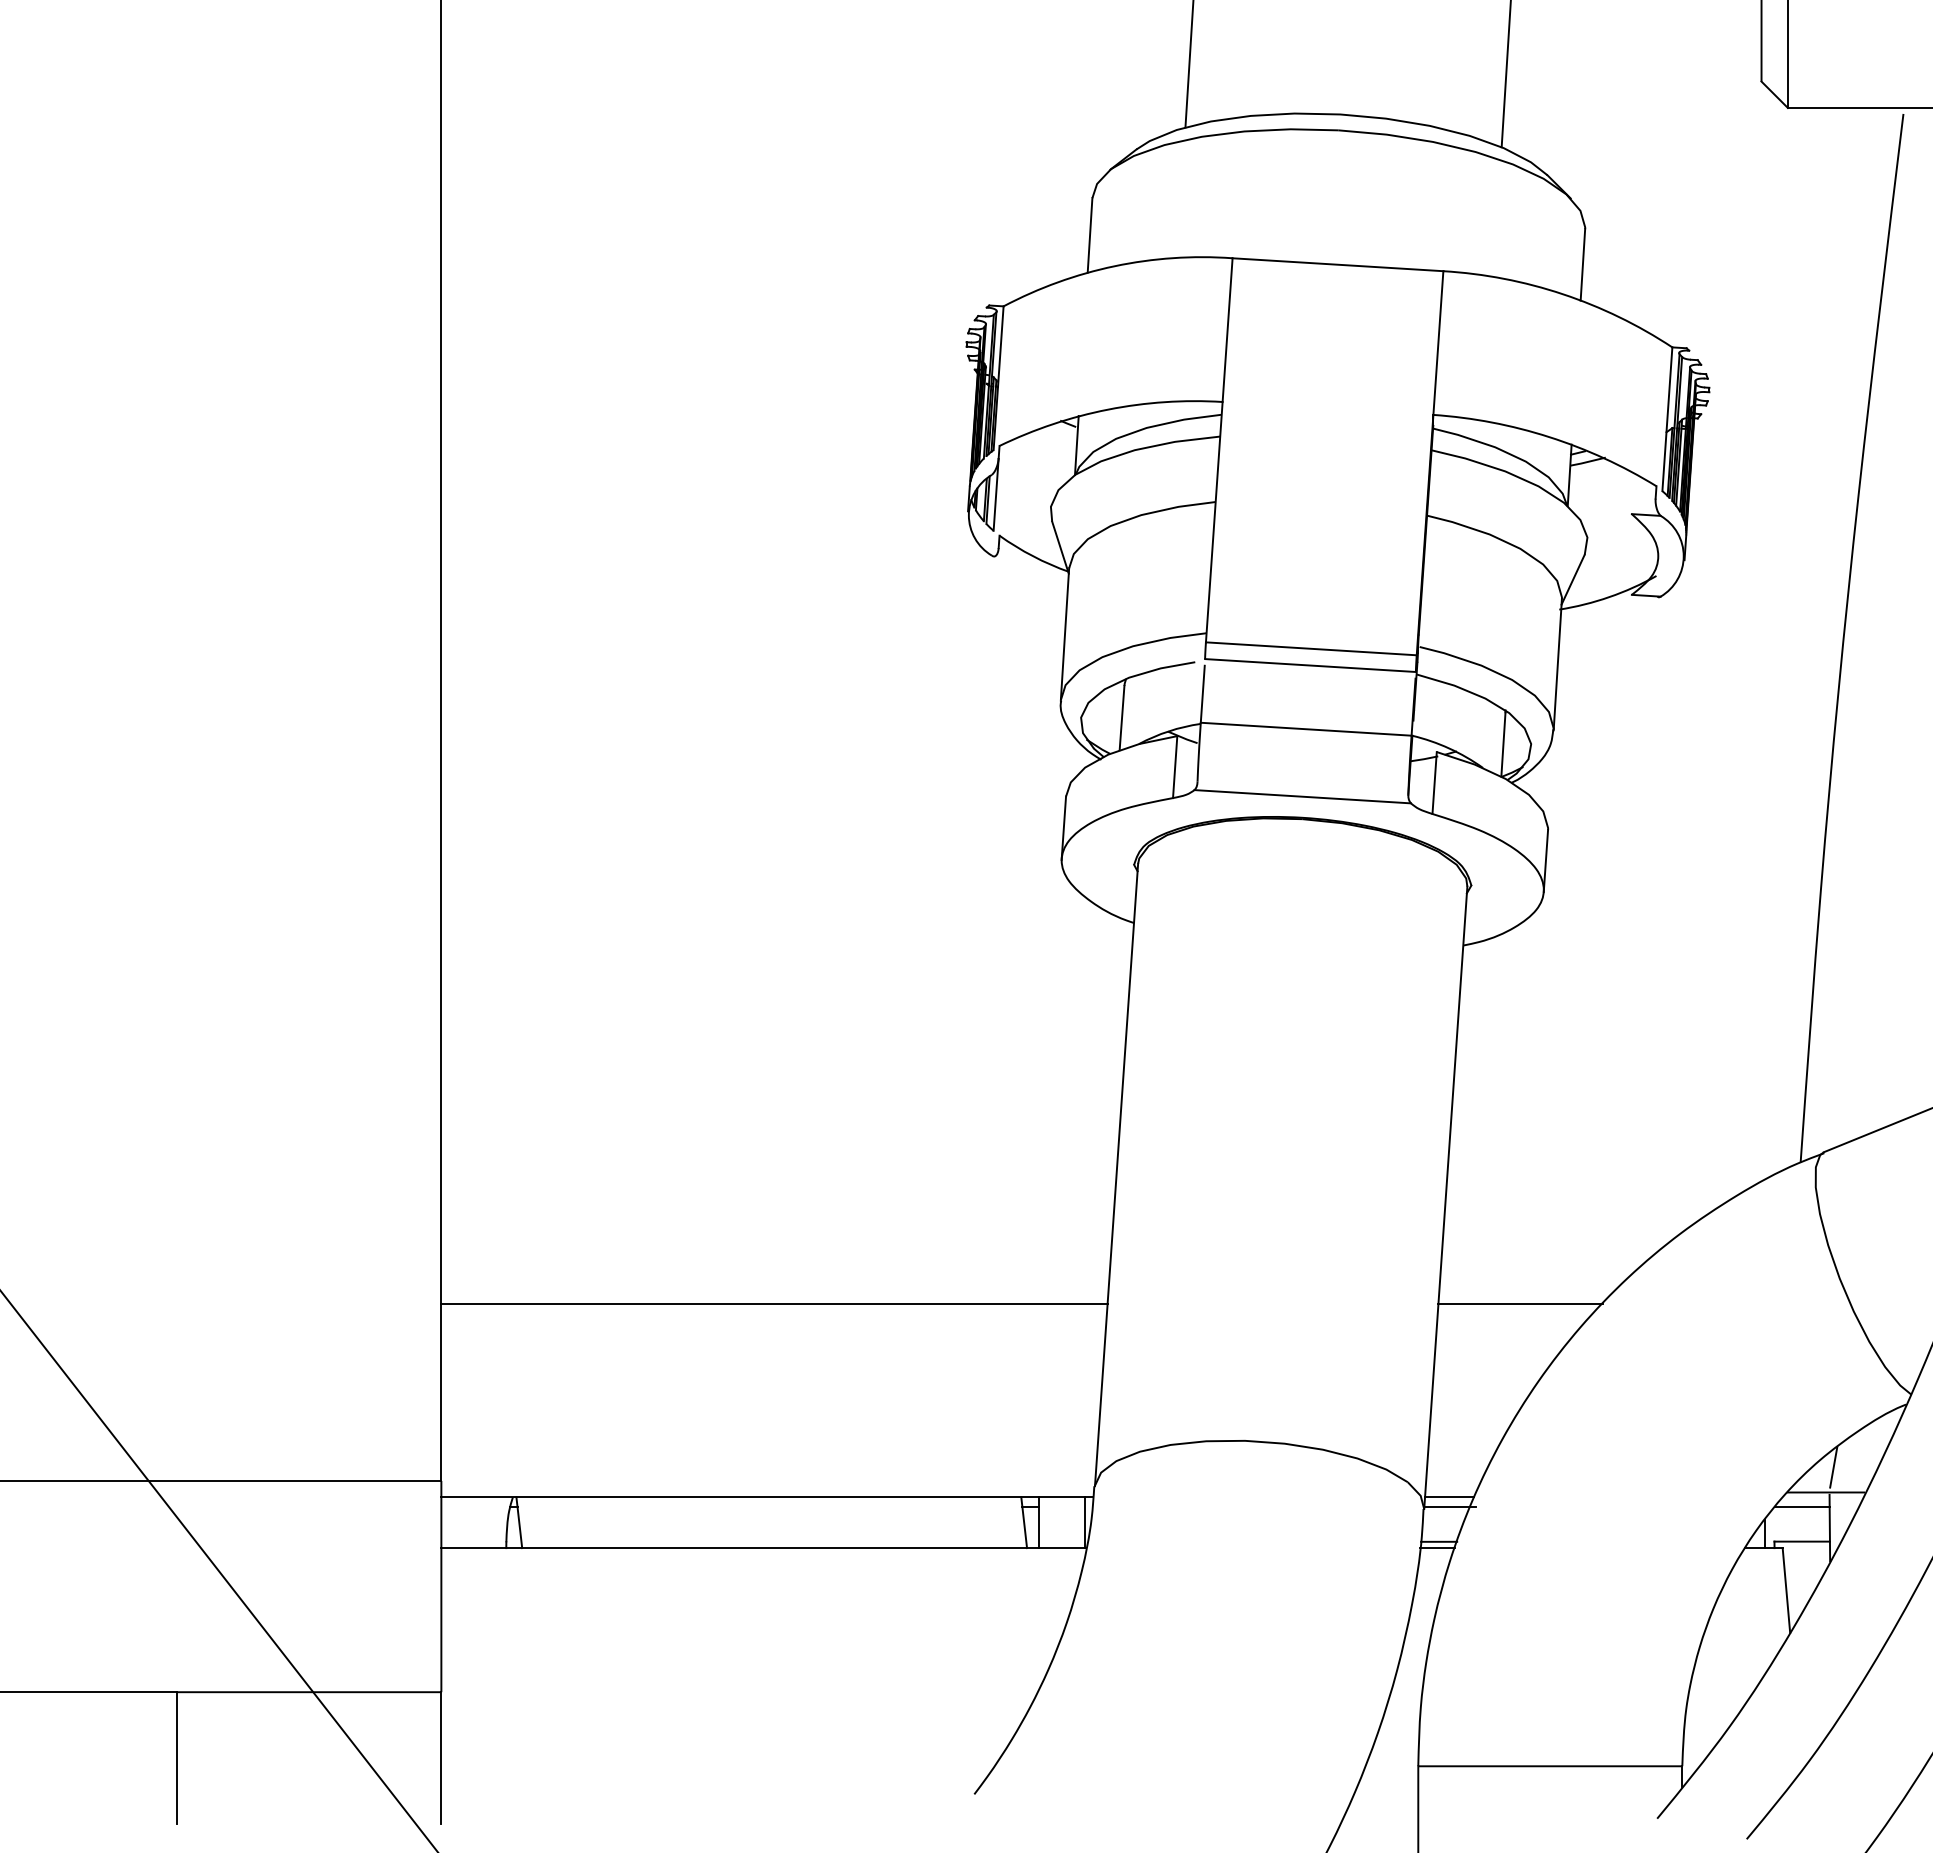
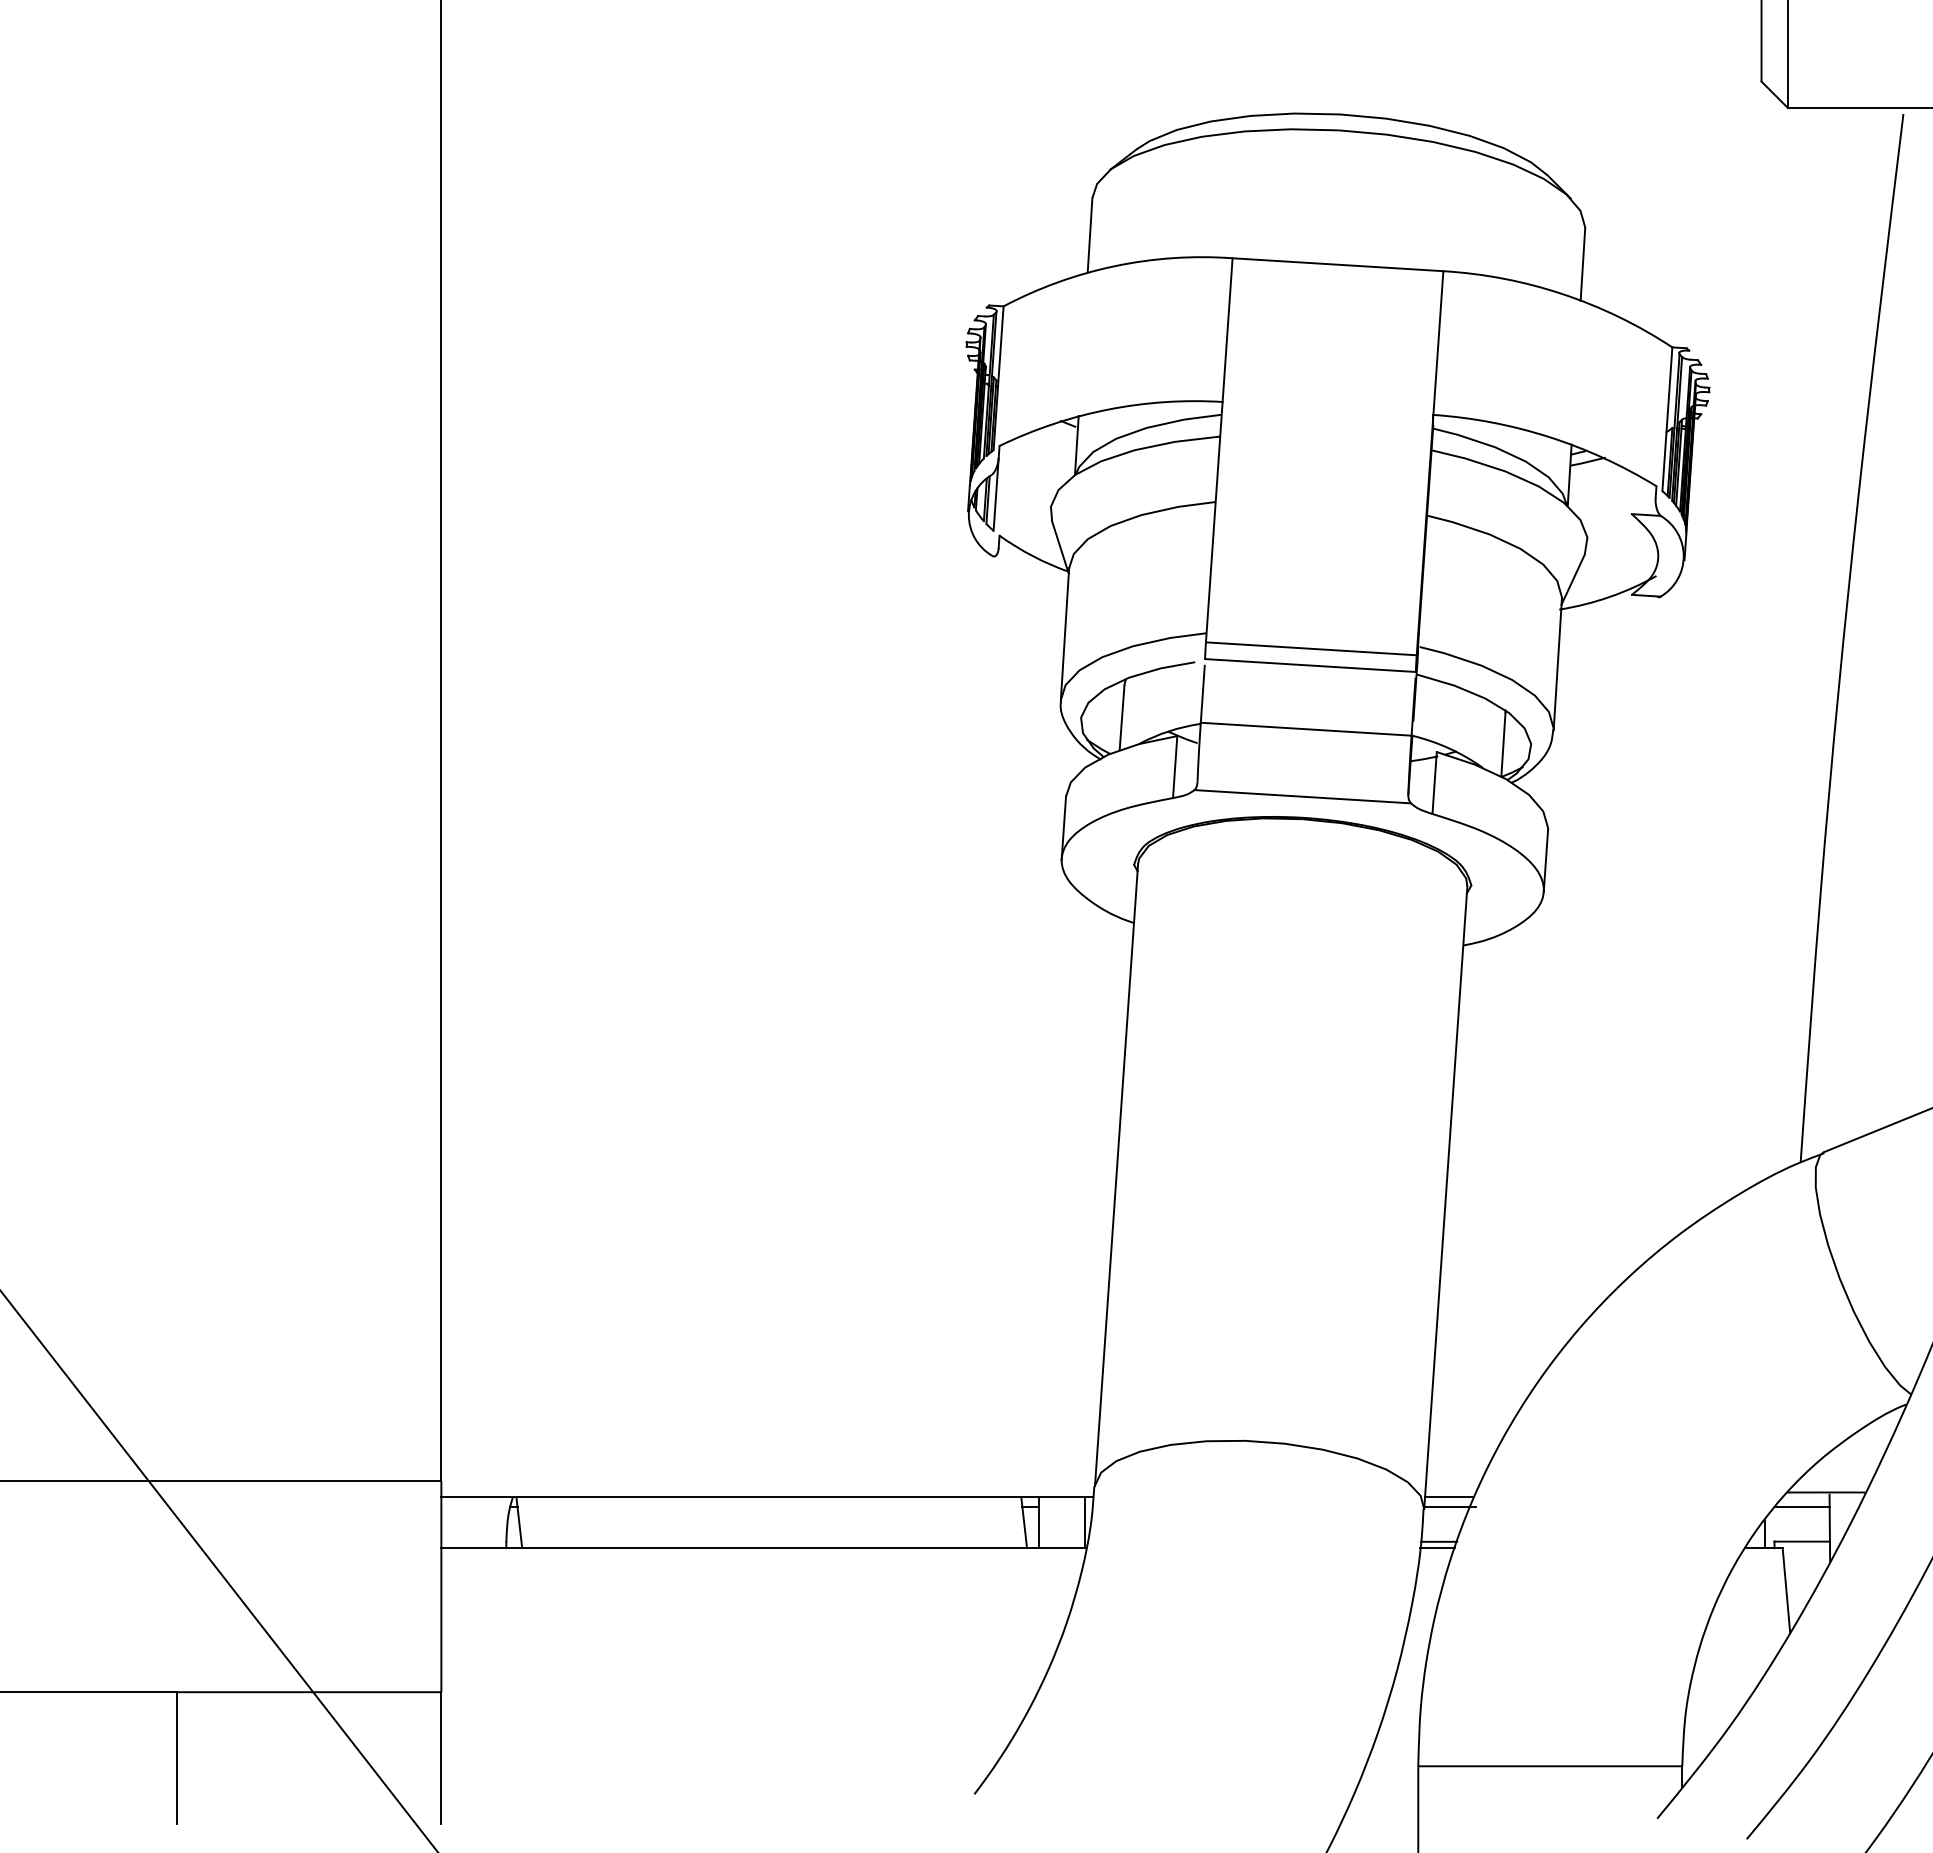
line: present -> none (1189, 64)
line: present -> none (1505, 74)
line: present -> none (774, 1303)
line: present -> none (1520, 1303)
line: present -> none (1833, 1467)
